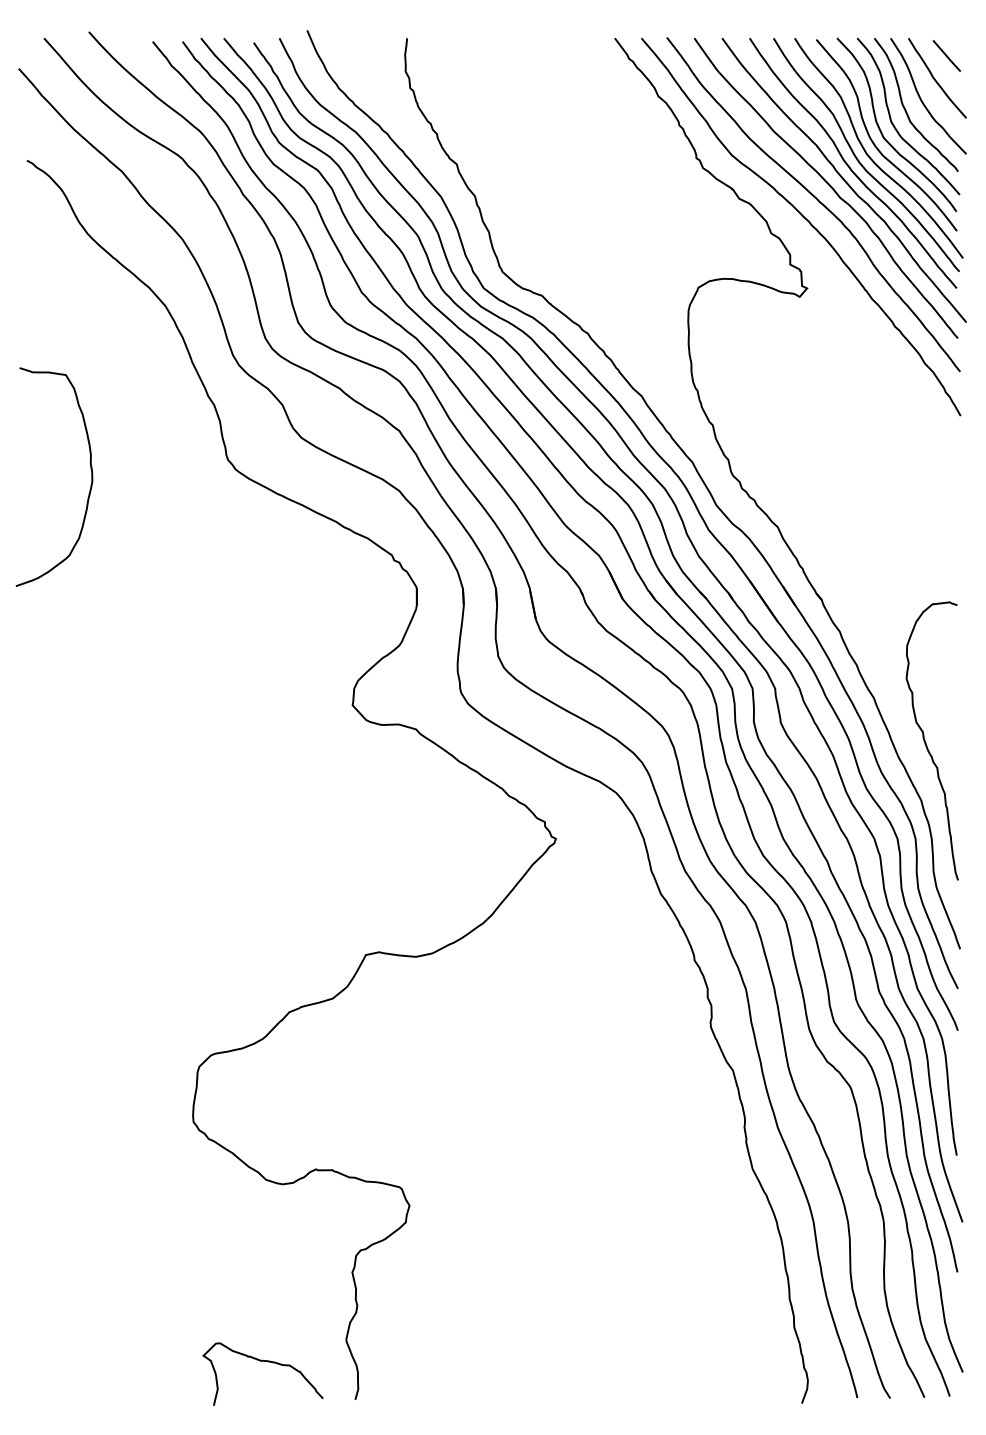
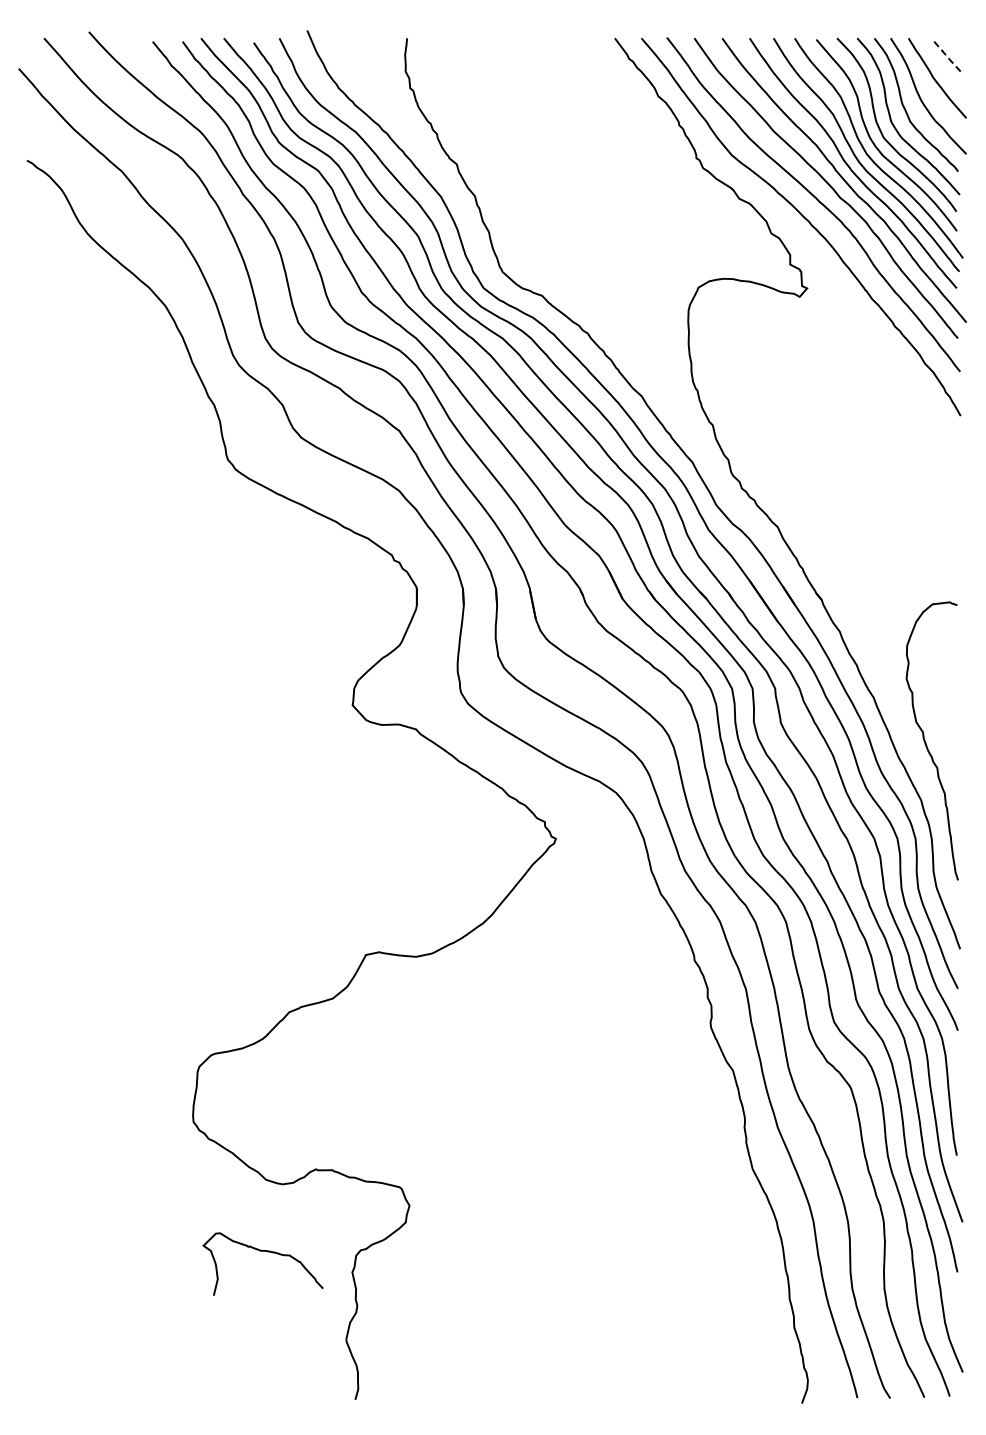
line: solid -> dashed (946, 56)
curve: present -> none (90, 469)
curve position: (262, 1361) -> (262, 1251) (262, 1251)
